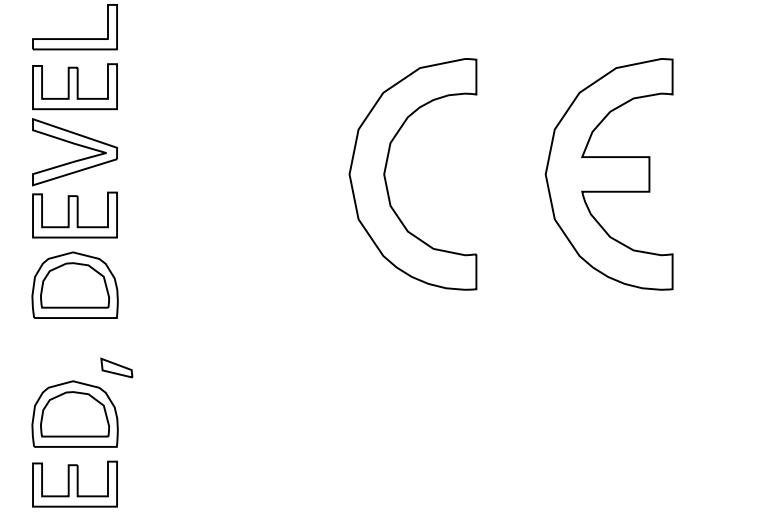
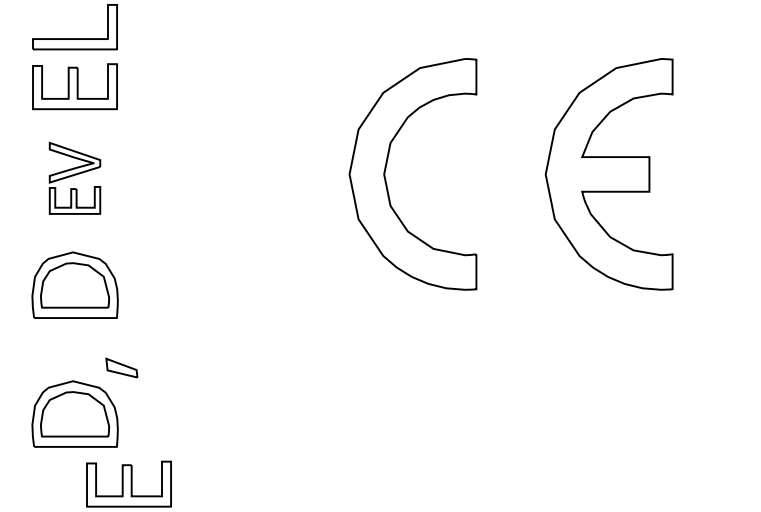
part size: 86x121 px -> 54x74 px (74, 177)
part position: (116, 367) -> (121, 367) (121, 367)
part position: (74, 483) -> (128, 483) (128, 483)
